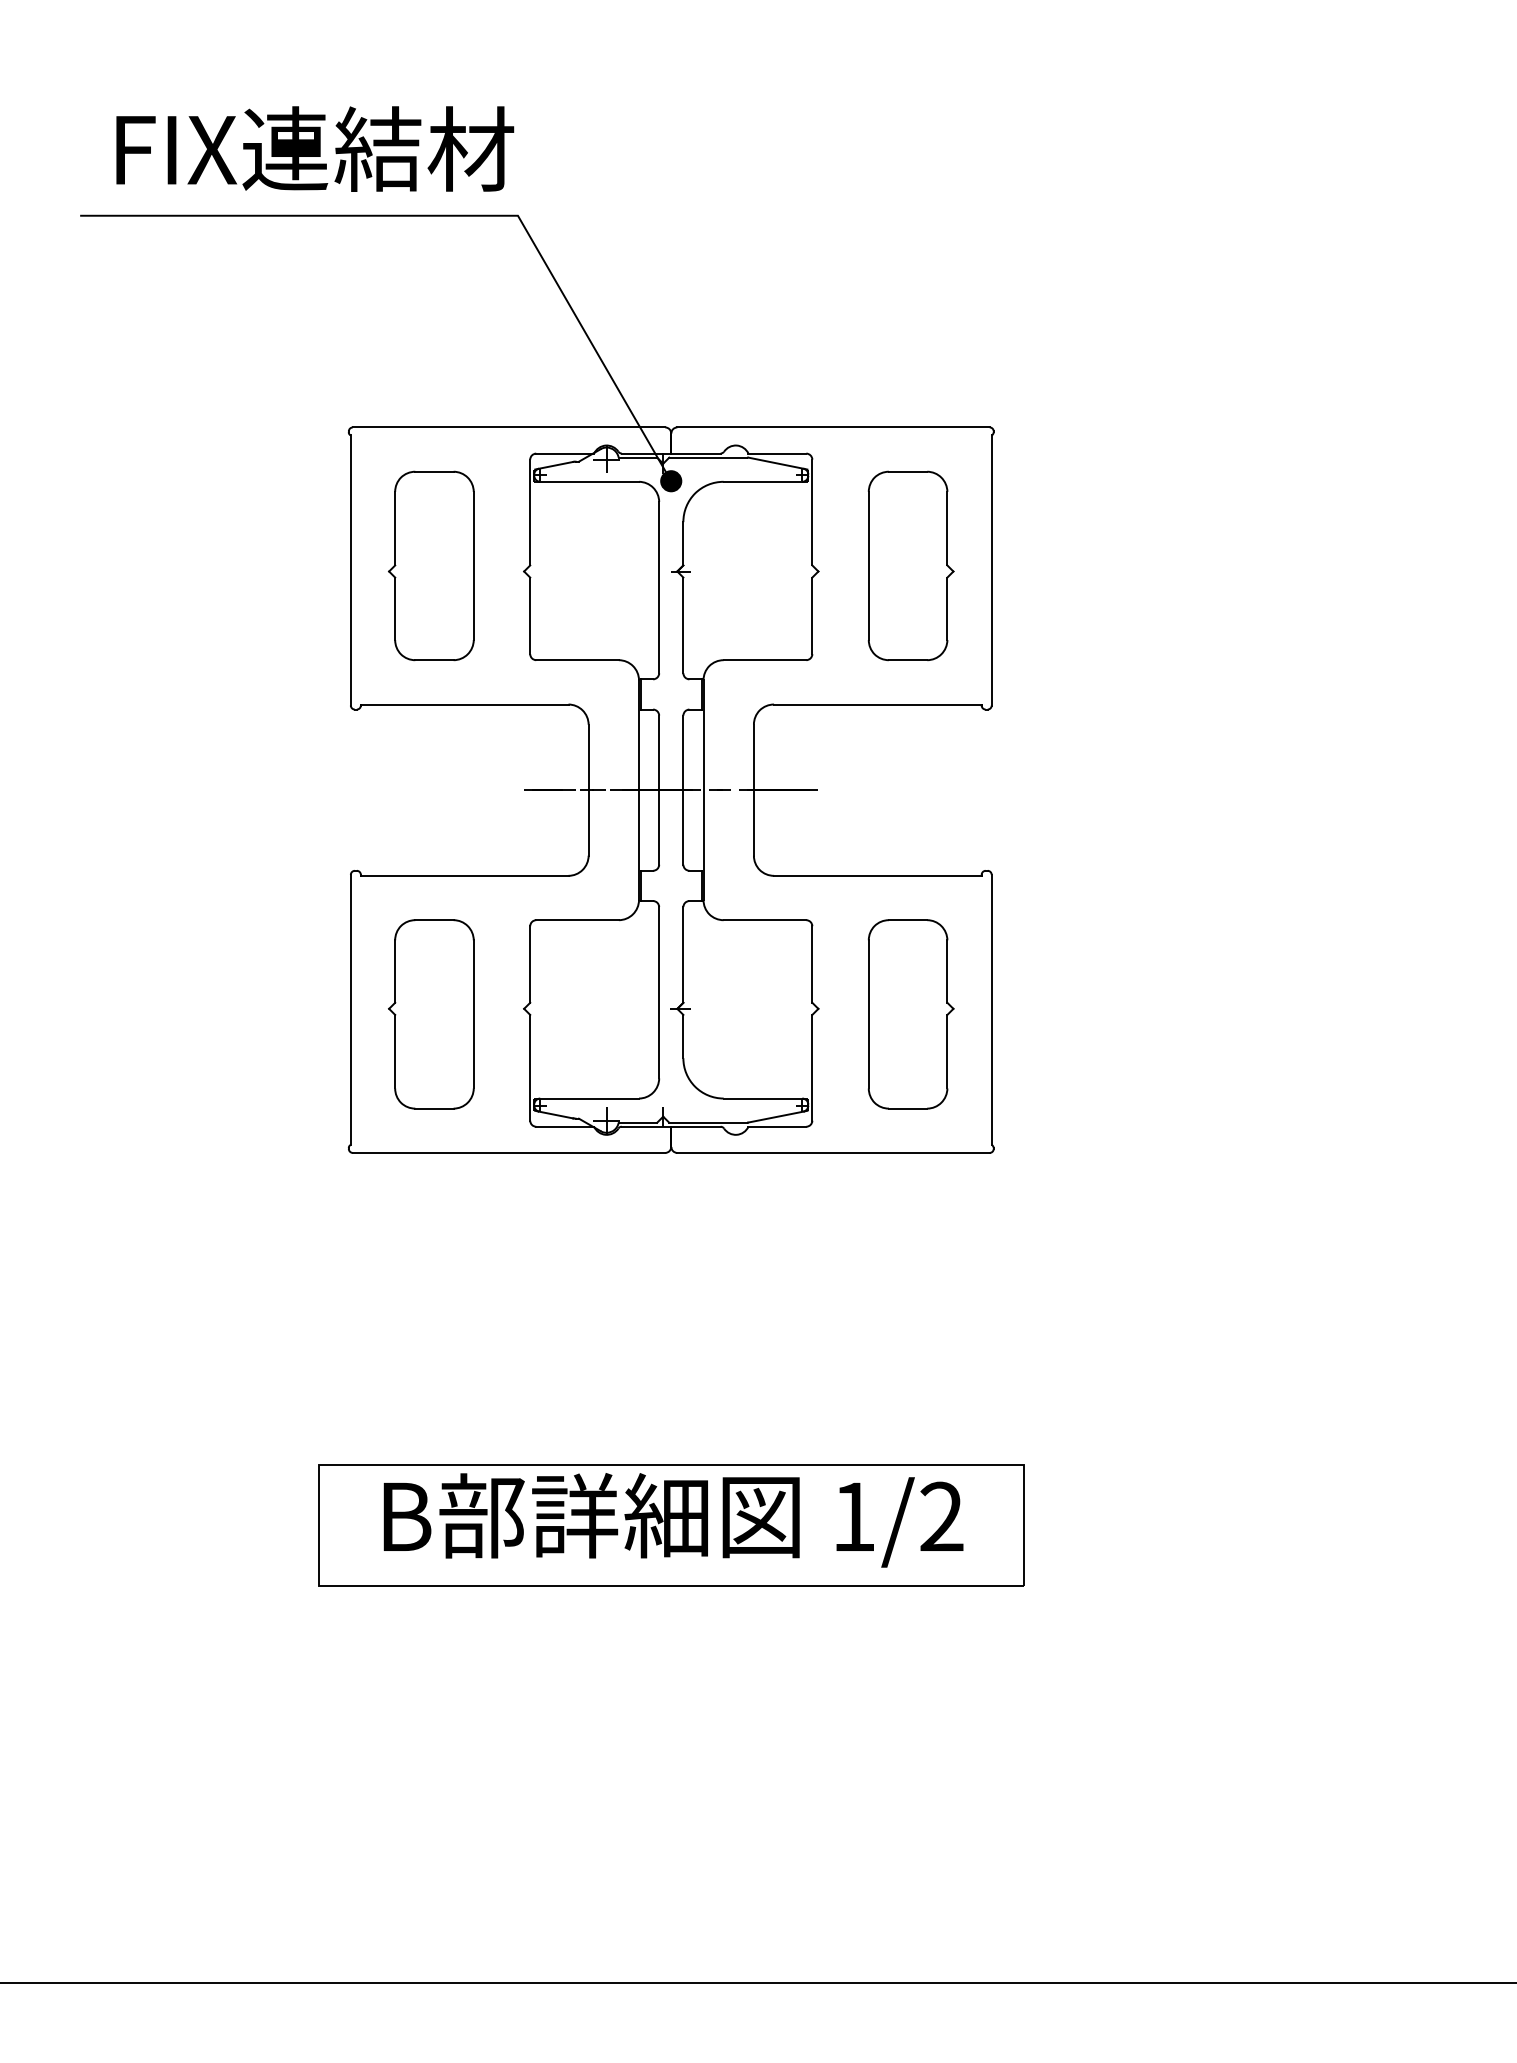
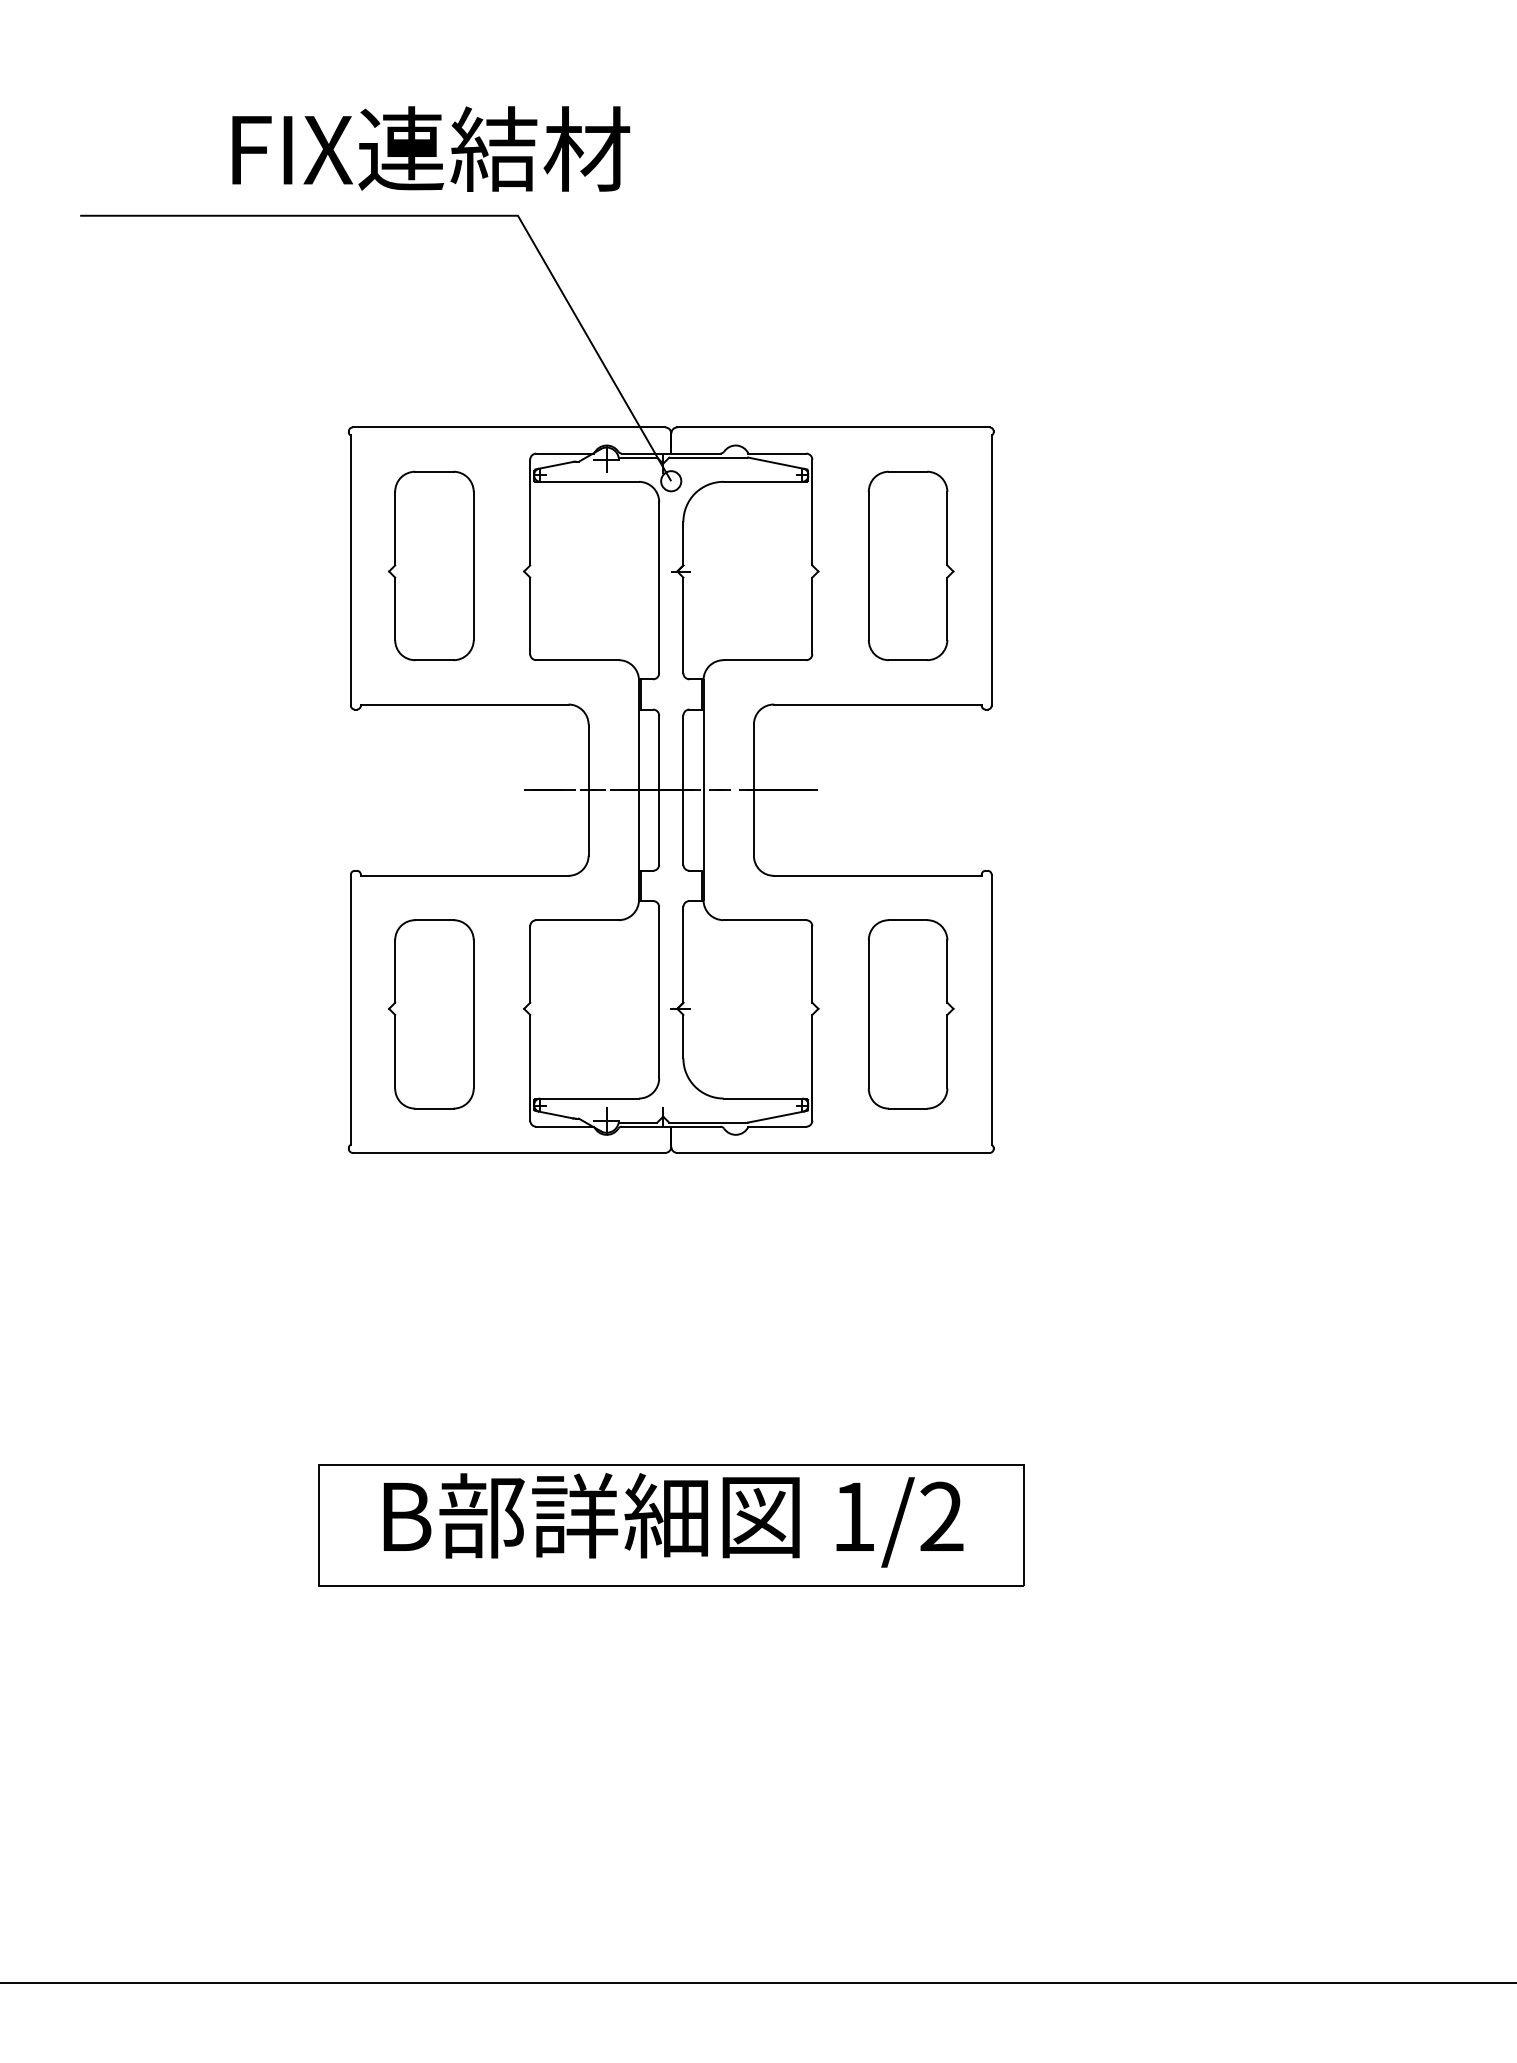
text position: (315, 148) -> (431, 148) (431, 148)
fill: present -> none (671, 481)
